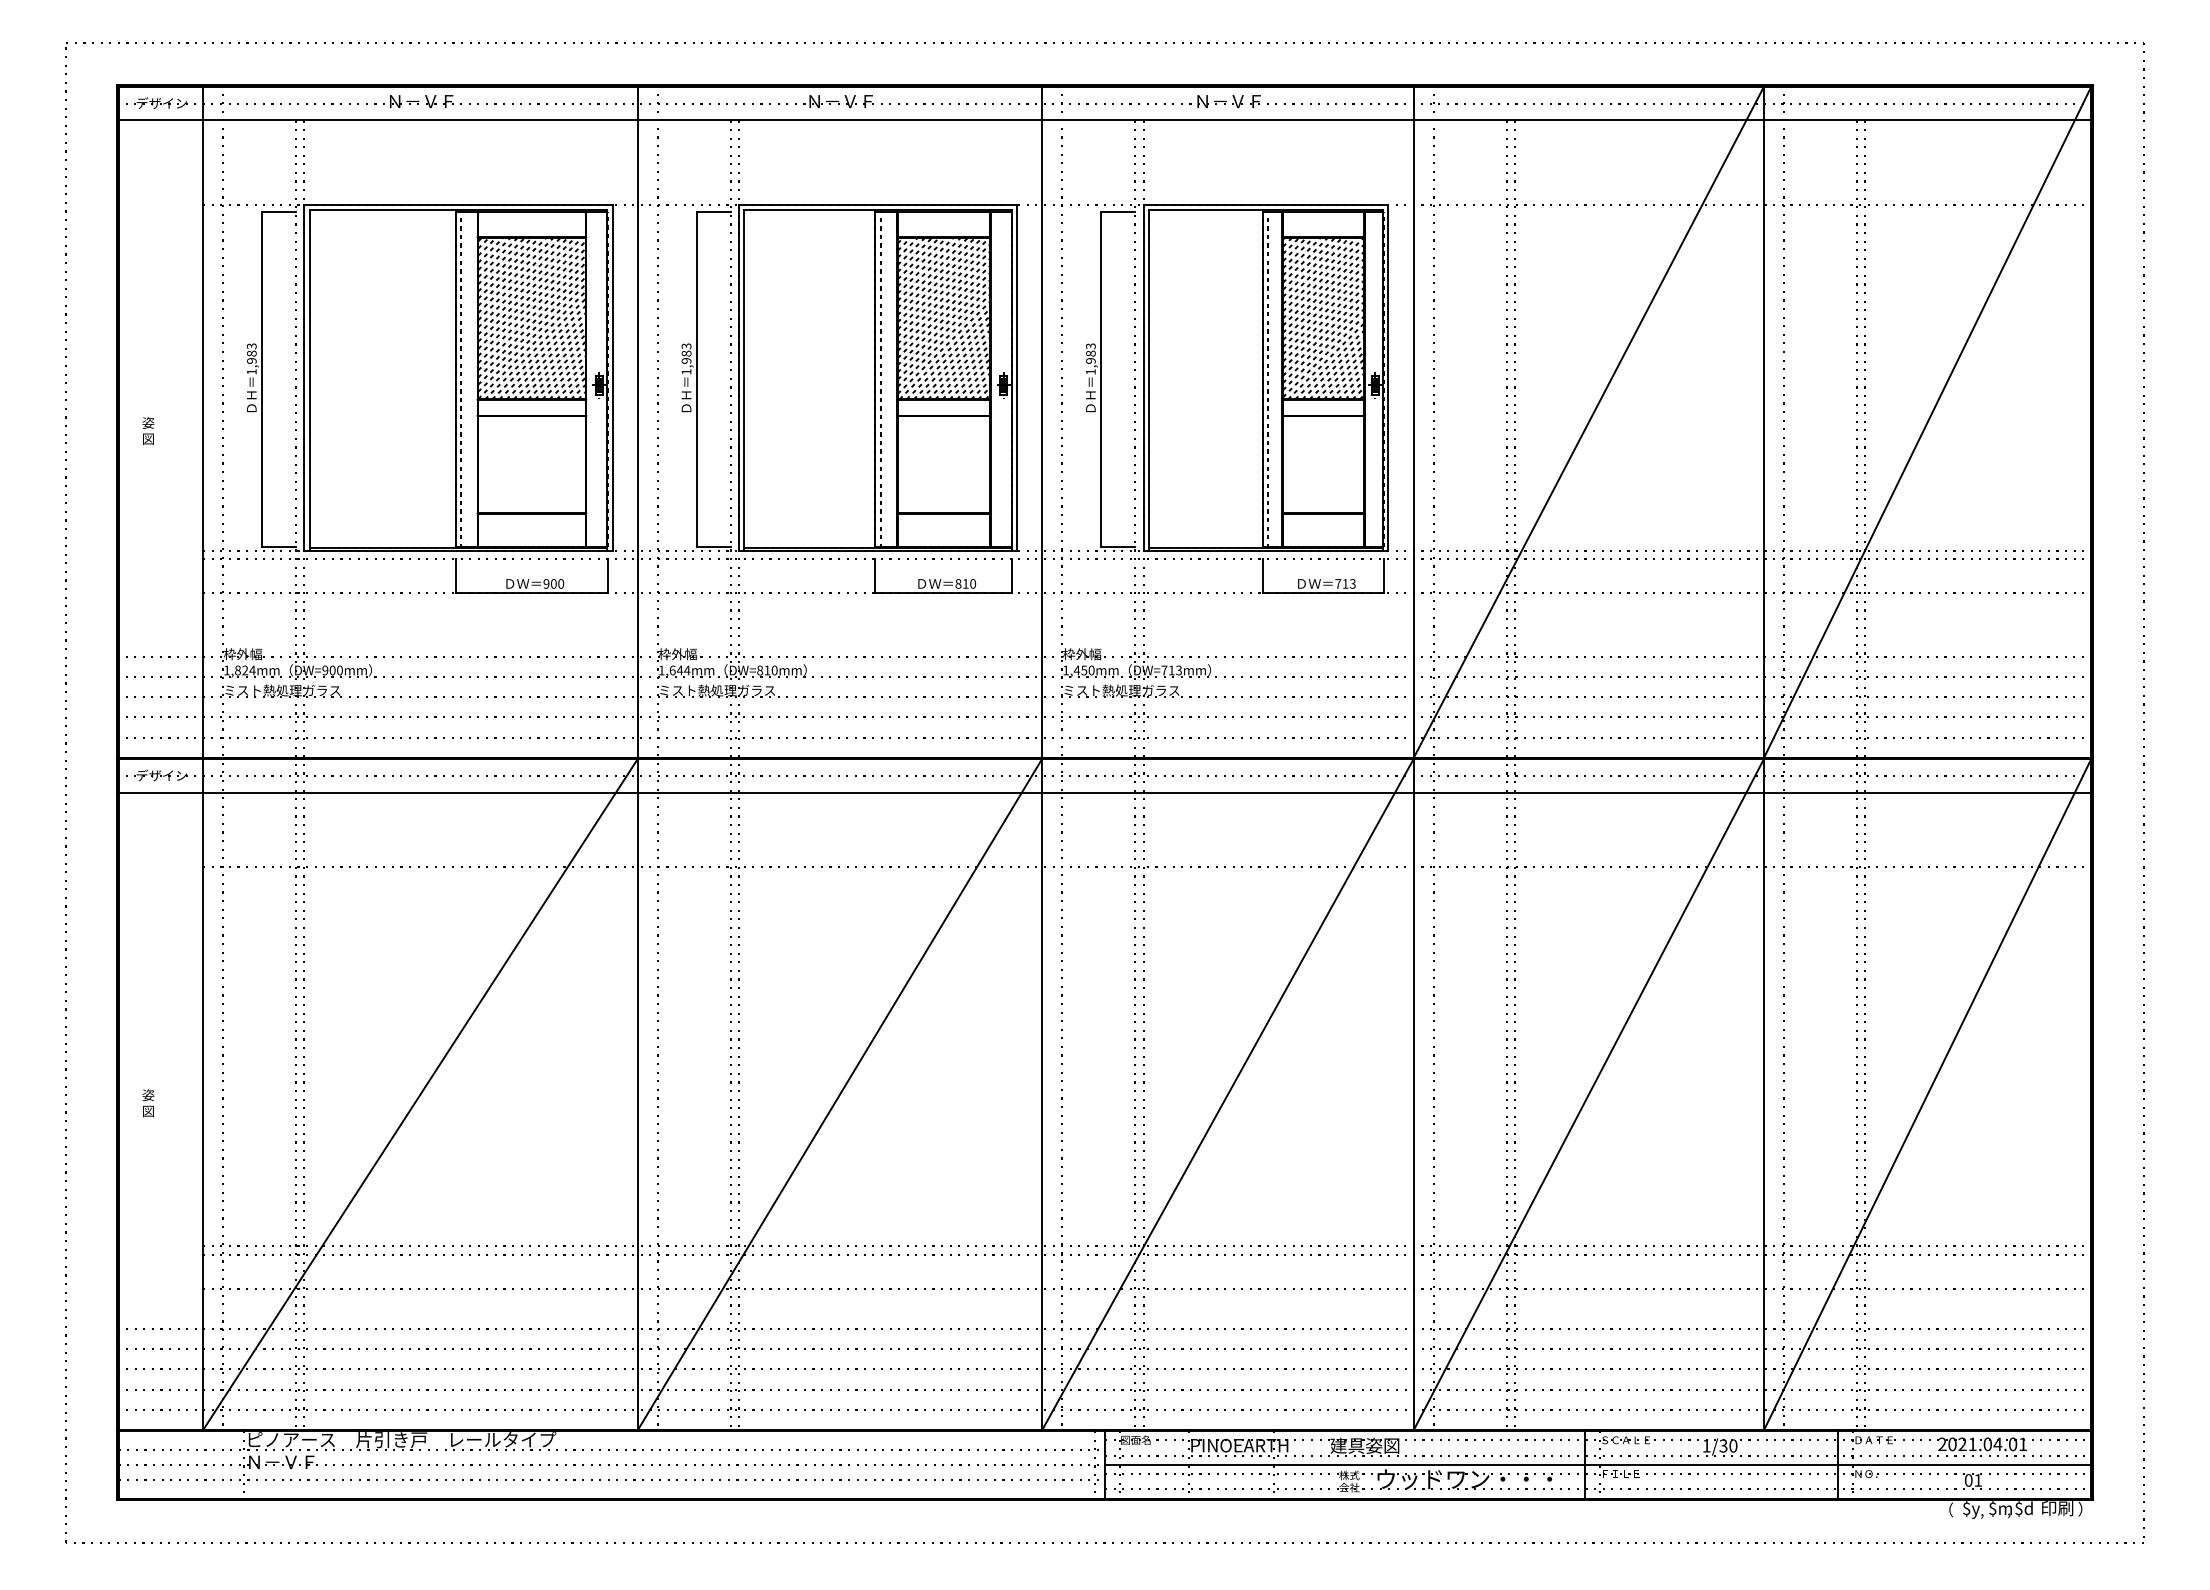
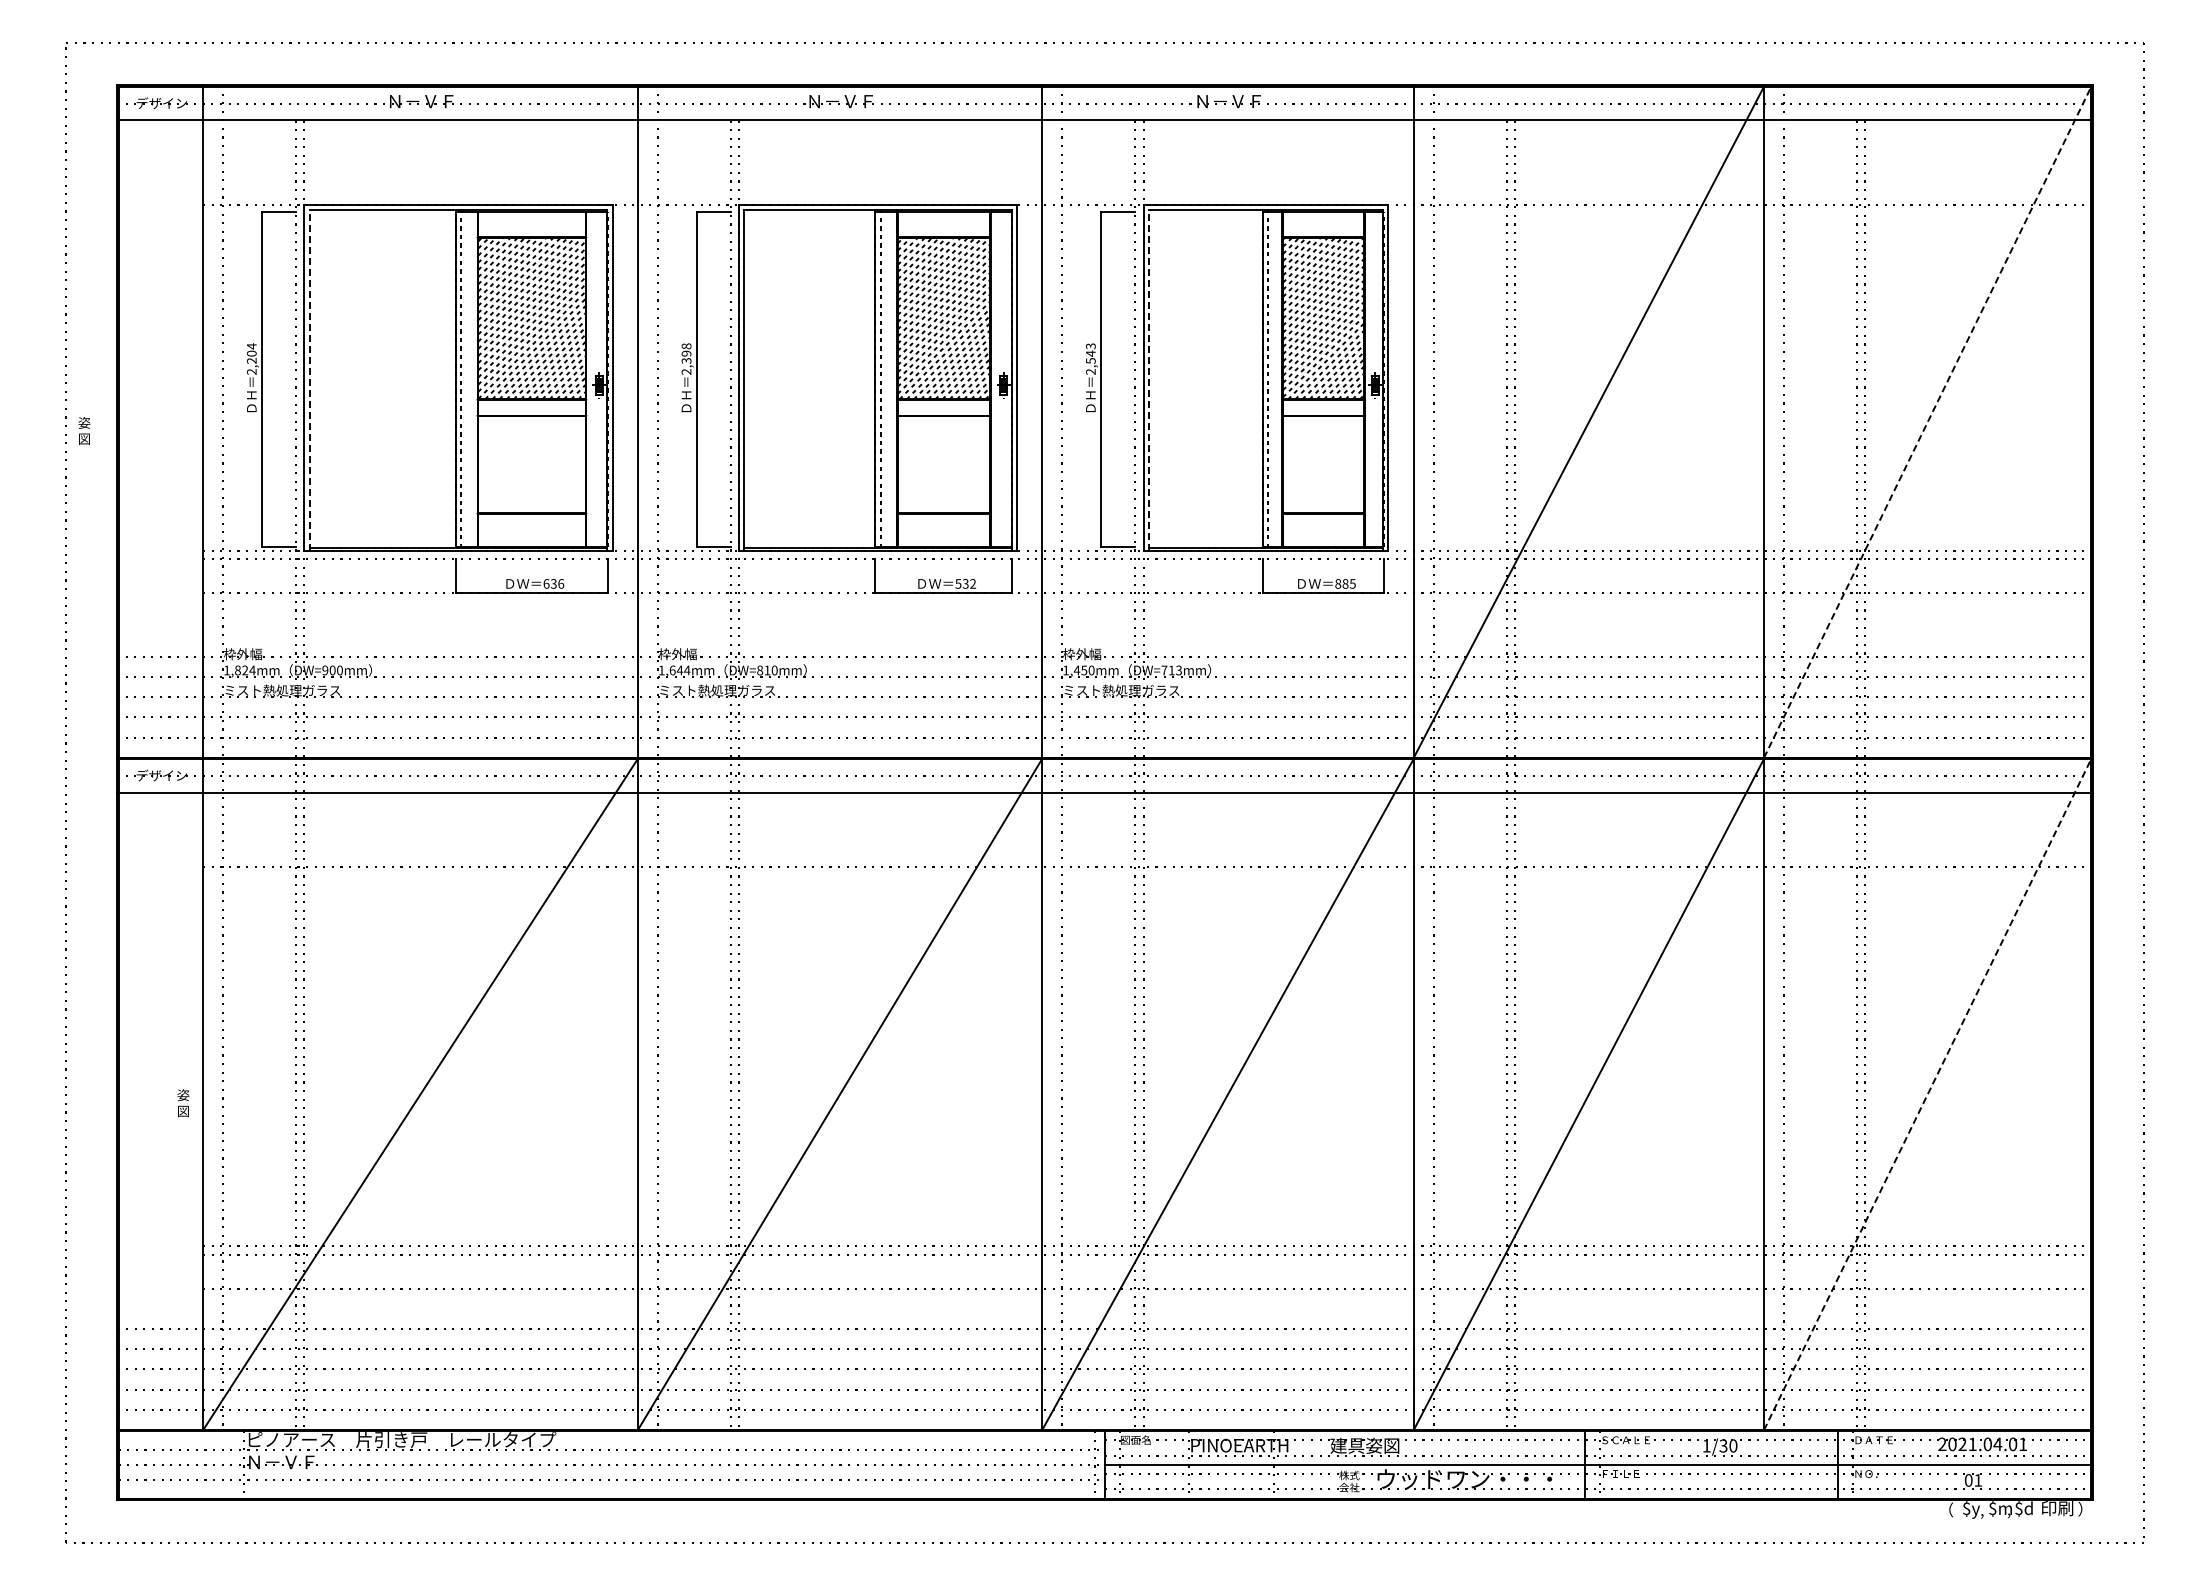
text: 1,983 -> 2,204 (251, 358)
text: 1,983 -> 2,398 (686, 358)
text: 1,983 -> 2,543 (1090, 362)
line: solid -> dashed (309, 379)
line: solid -> dashed (1148, 379)
line: solid -> dashed (1927, 421)
text position: (148, 430) -> (84, 430) (84, 430)
text: 900 -> 636 (553, 583)
text: 810 -> 532 (965, 583)
text: 713 -> 885 (1345, 583)
line: solid -> dashed (1927, 1094)
text position: (148, 1103) -> (183, 1103) (183, 1103)
